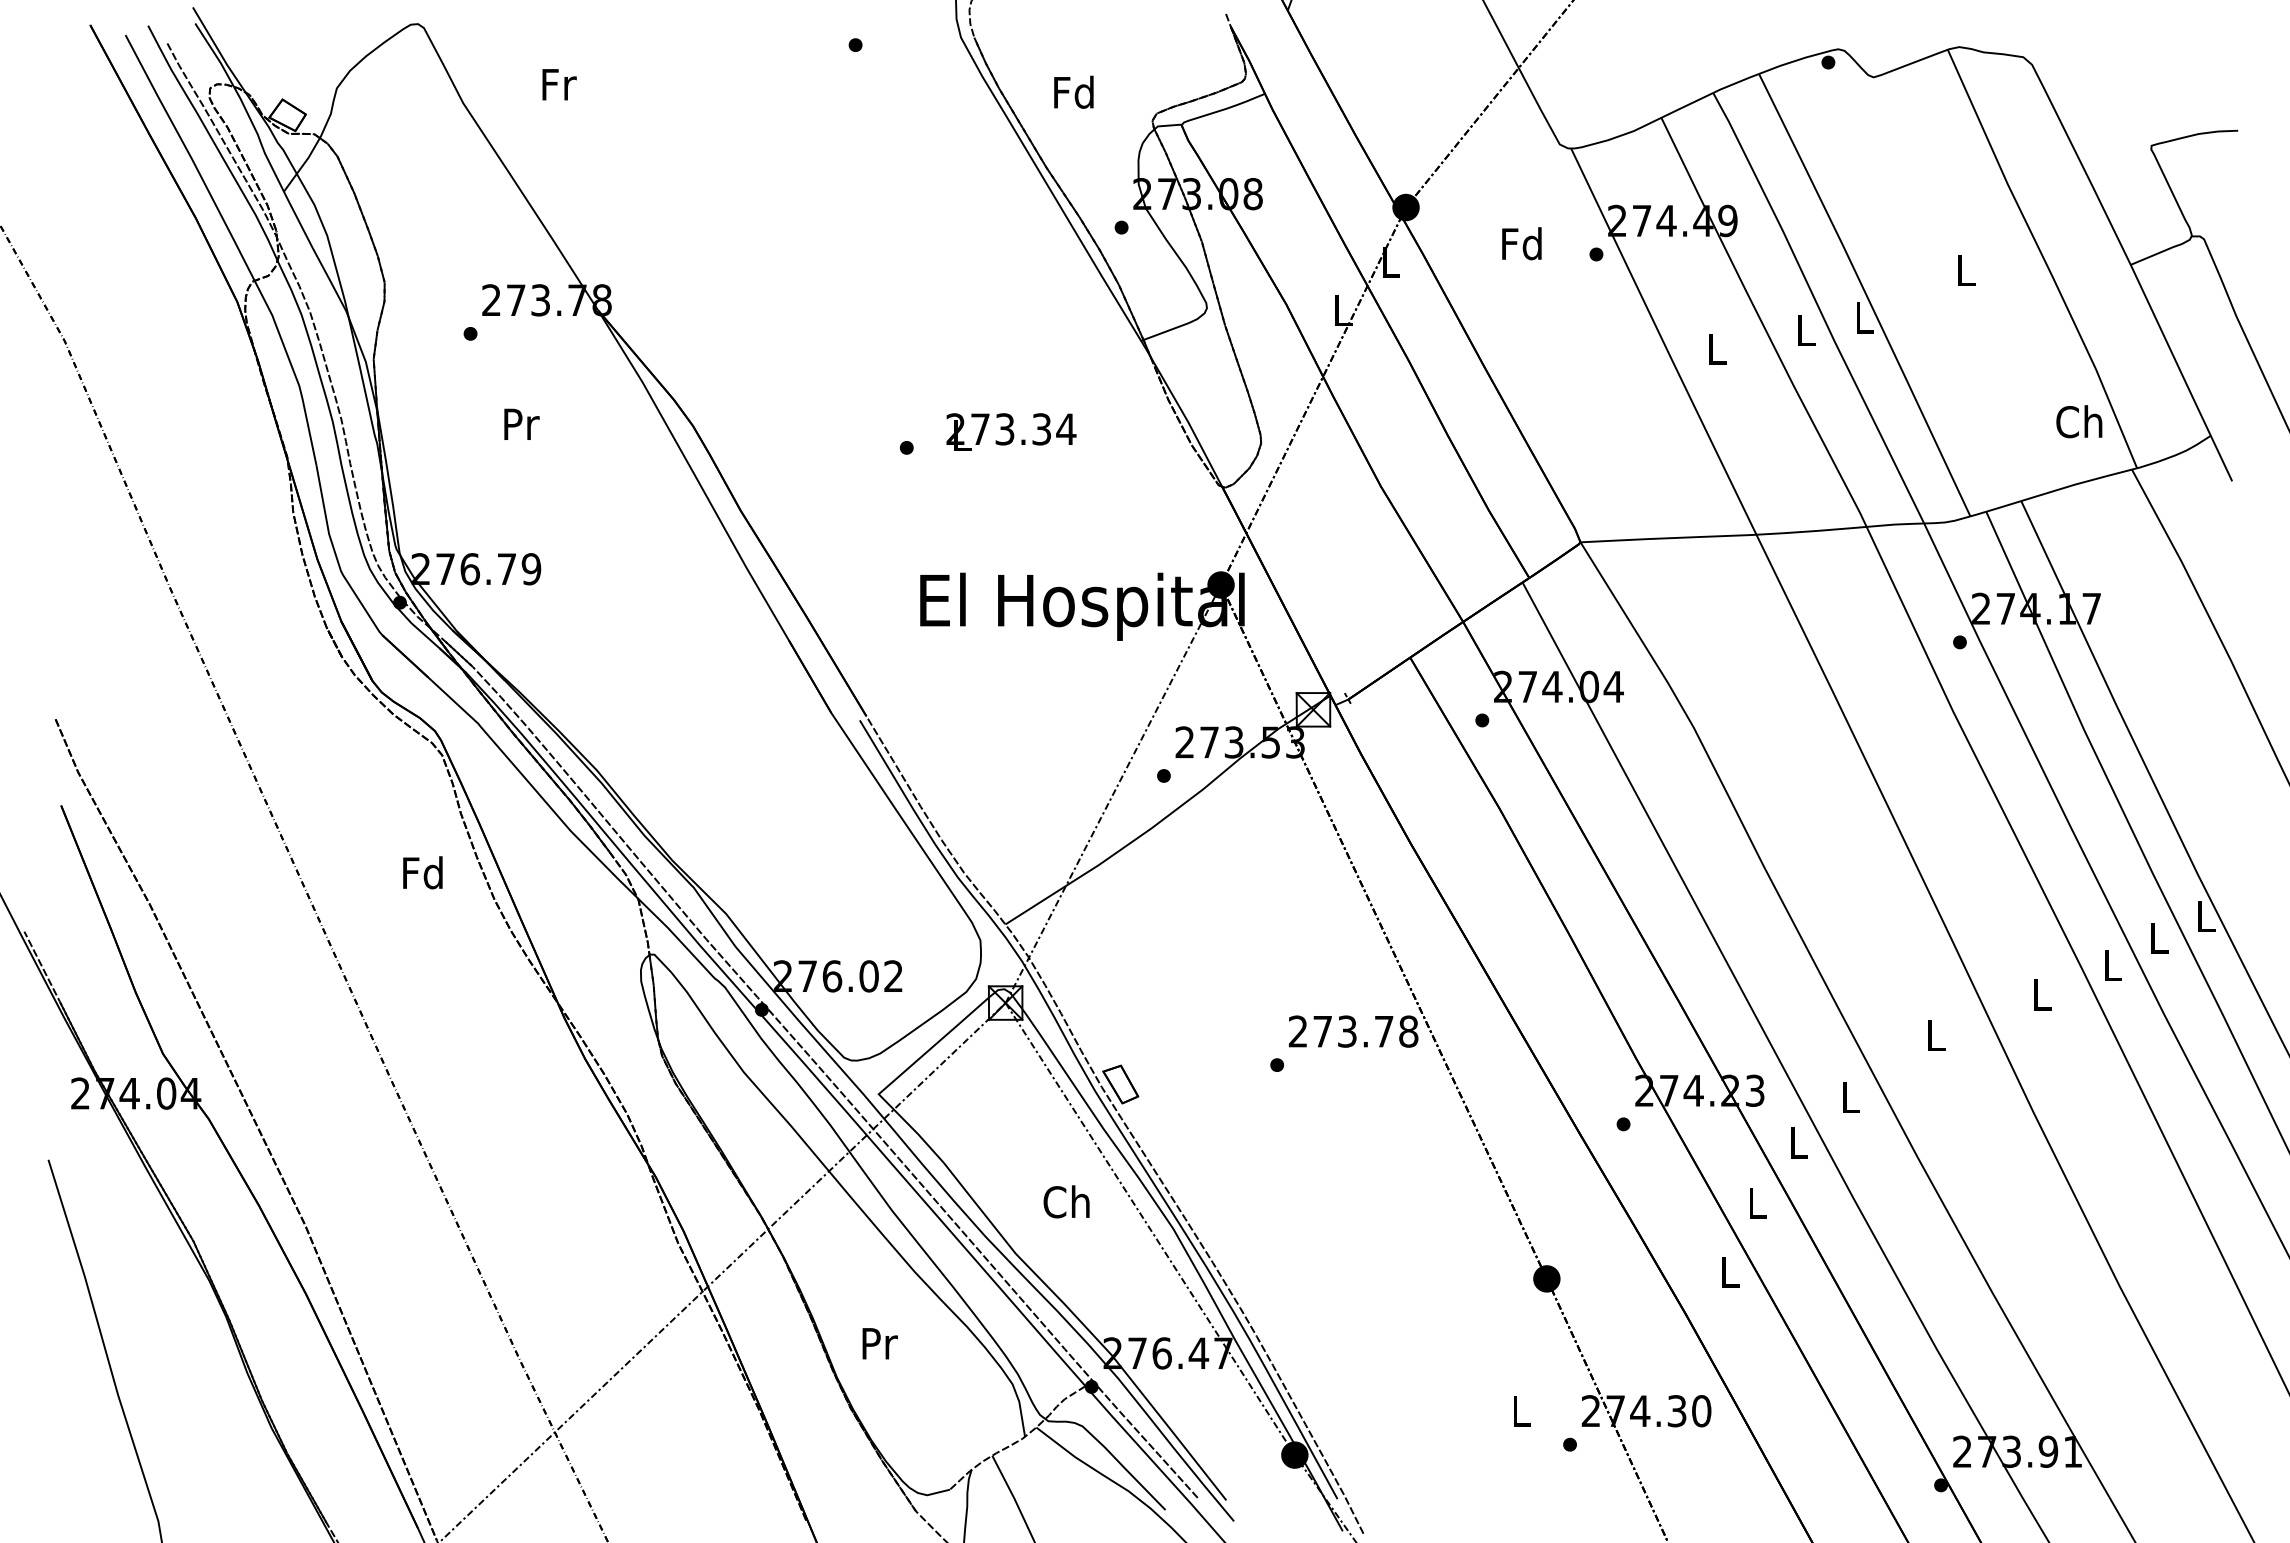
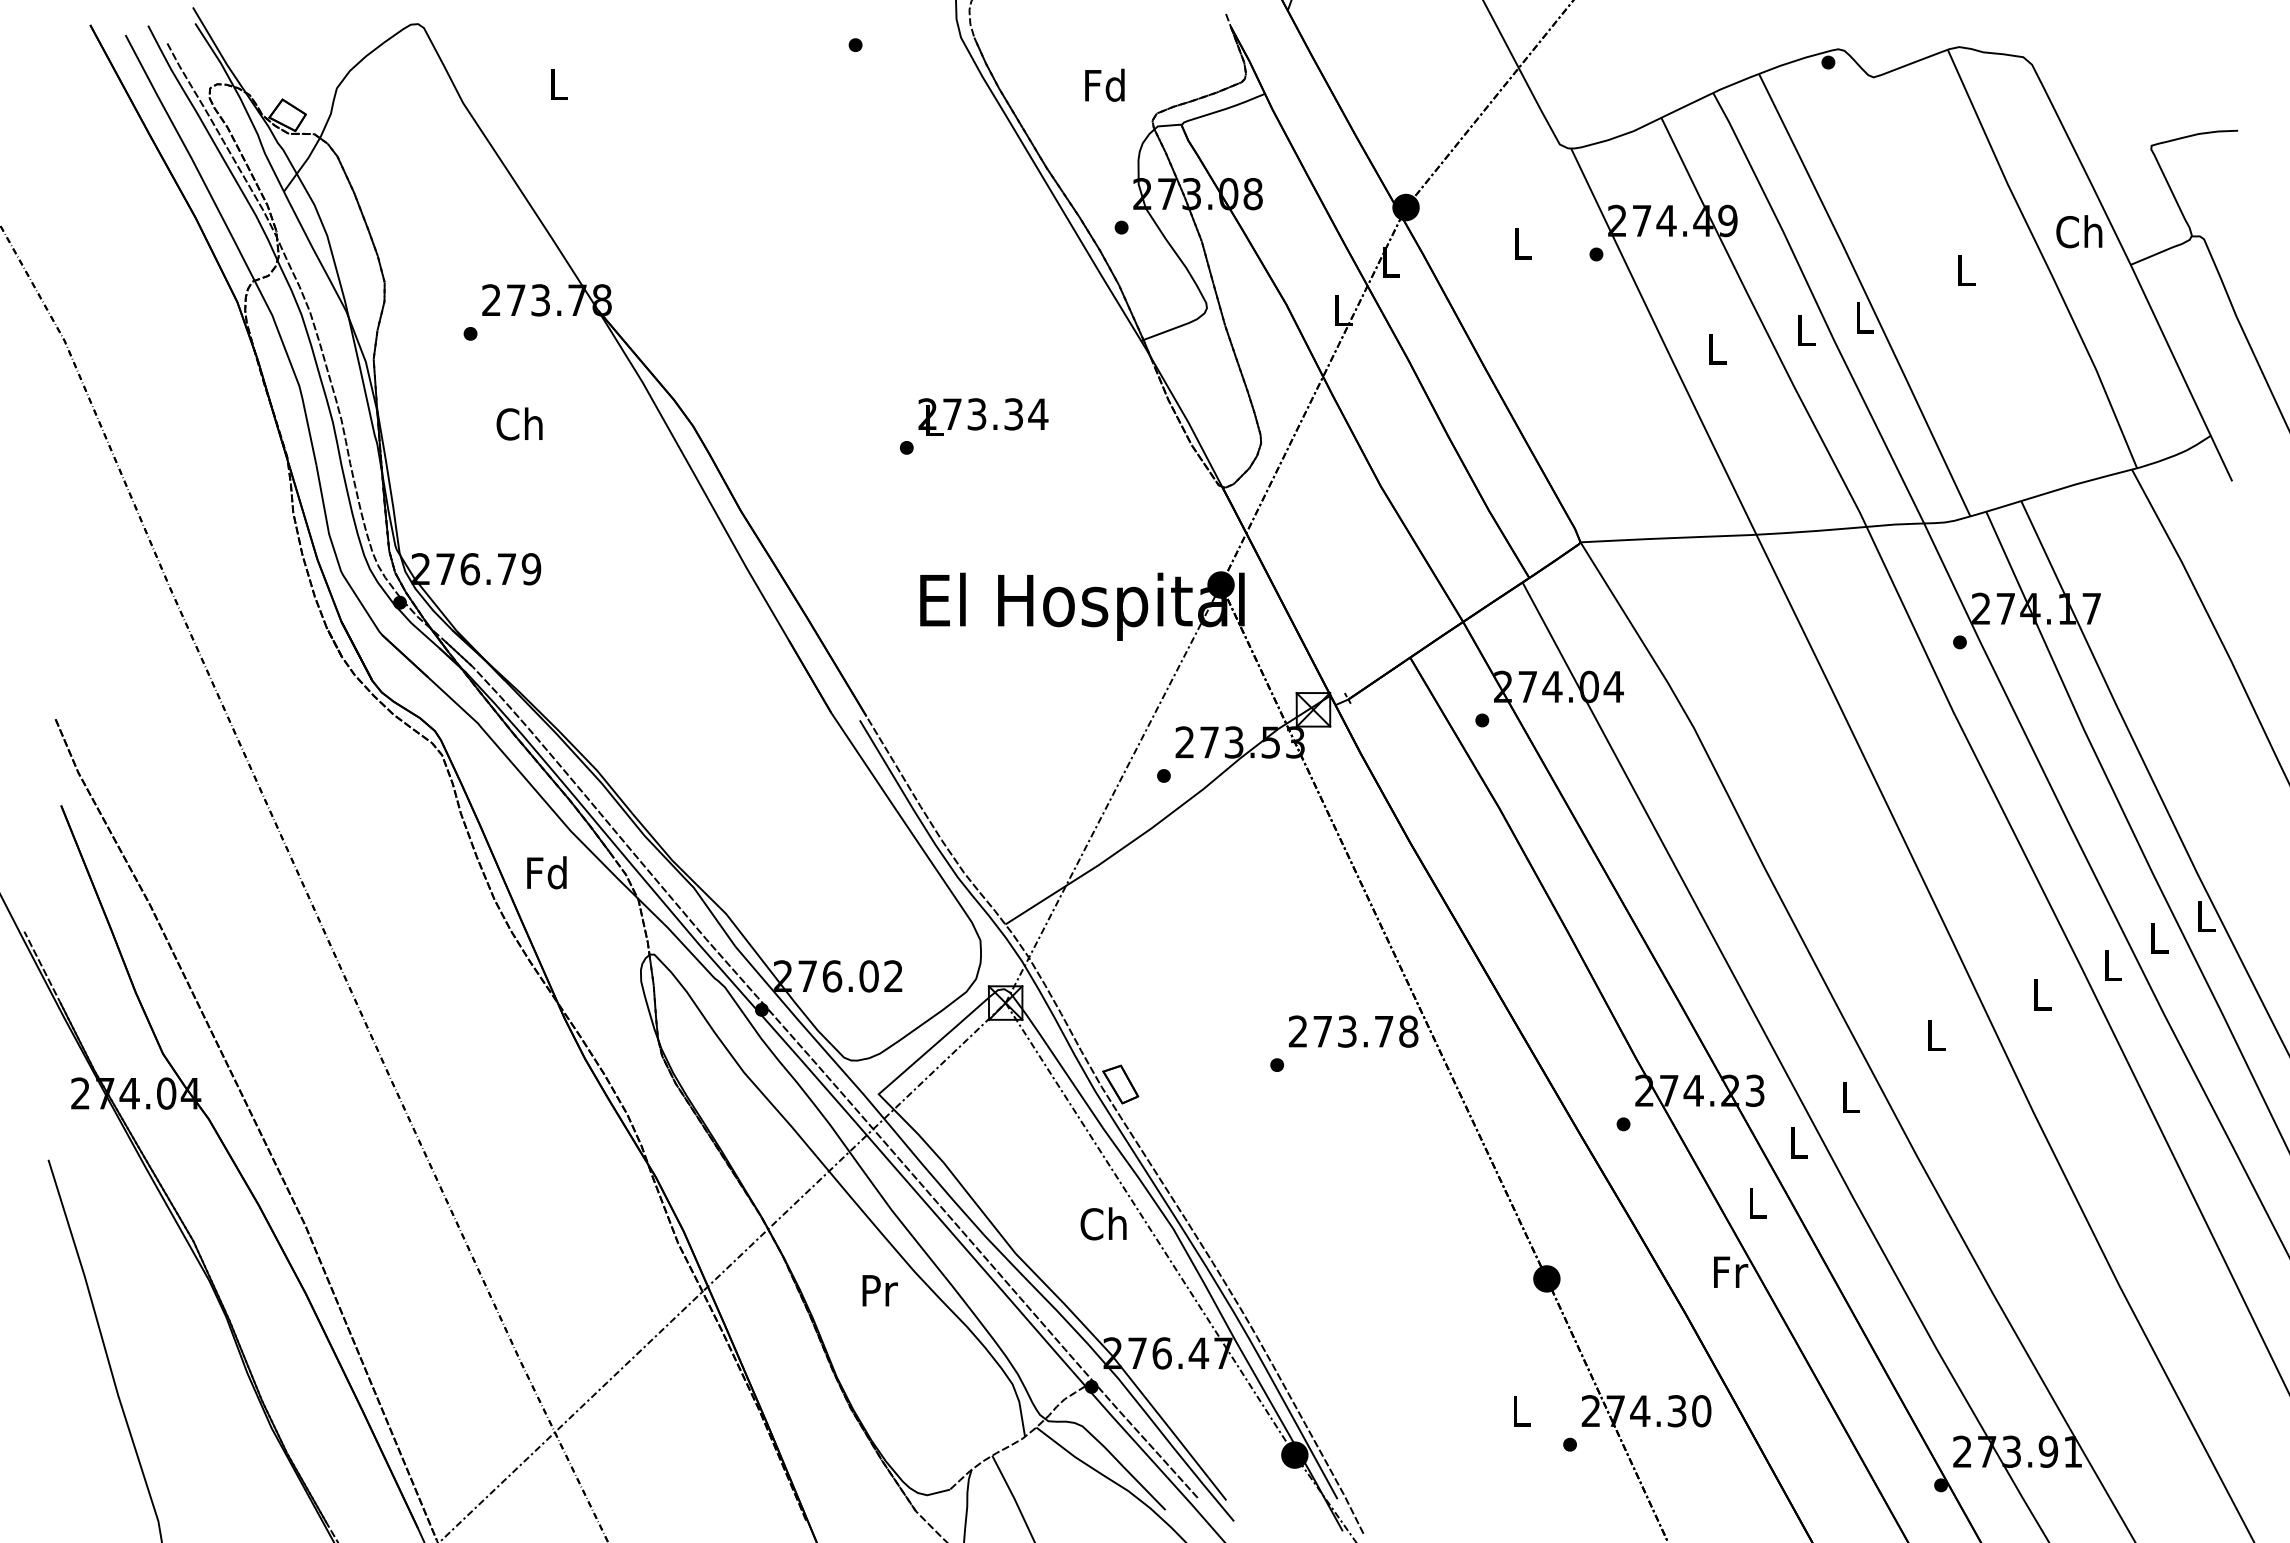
text: Fr -> L (559, 84)
text position: (1073, 91) -> (1104, 84) (1104, 84)
text: Fd -> L (1521, 243)
text position: (2079, 421) -> (2079, 231) (2079, 231)
text: Pr -> Ch (519, 423)
text position: (1011, 431) -> (983, 416) (983, 416)
text position: (422, 872) -> (546, 872) (546, 872)
text position: (1066, 1201) -> (1103, 1223) (1103, 1223)
text: L -> Fr (1731, 1271)
text position: (879, 1343) -> (879, 1290) (879, 1290)
